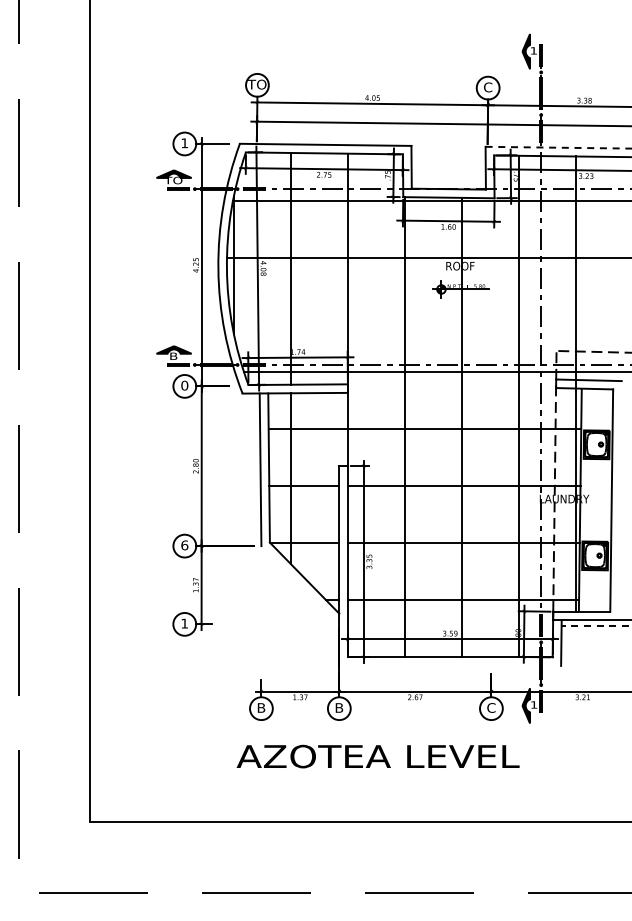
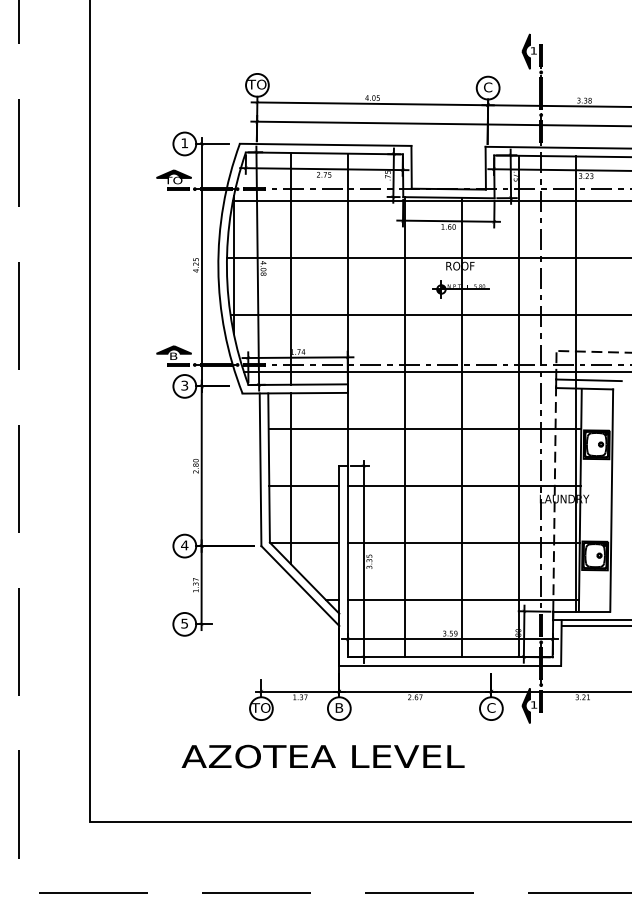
line: dashed -> solid (558, 147)
line: none -> present (429, 315)
text: 0 -> 3 (184, 385)
text: 6 -> 4 (184, 545)
line: none -> present (300, 585)
text: 1 -> 5 (184, 623)
line: dashed -> solid (596, 625)
line: none -> present (450, 665)
text: B -> TO (261, 707)
text position: (377, 756) -> (322, 756) (322, 756)
